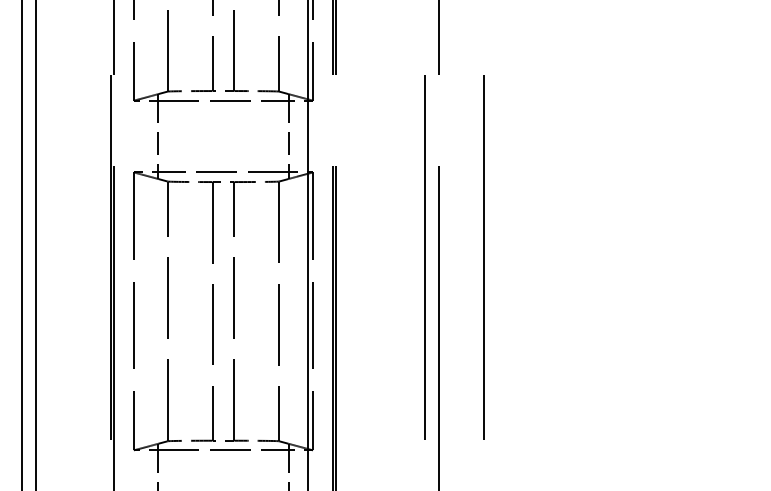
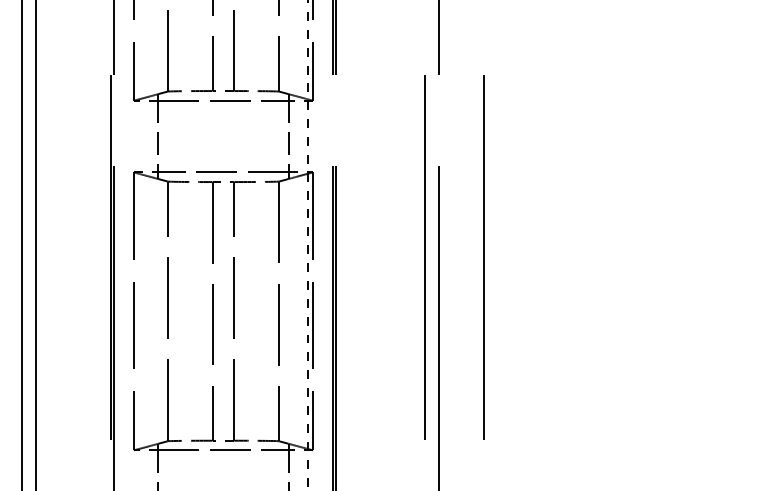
line: solid -> dashed (308, 246)
